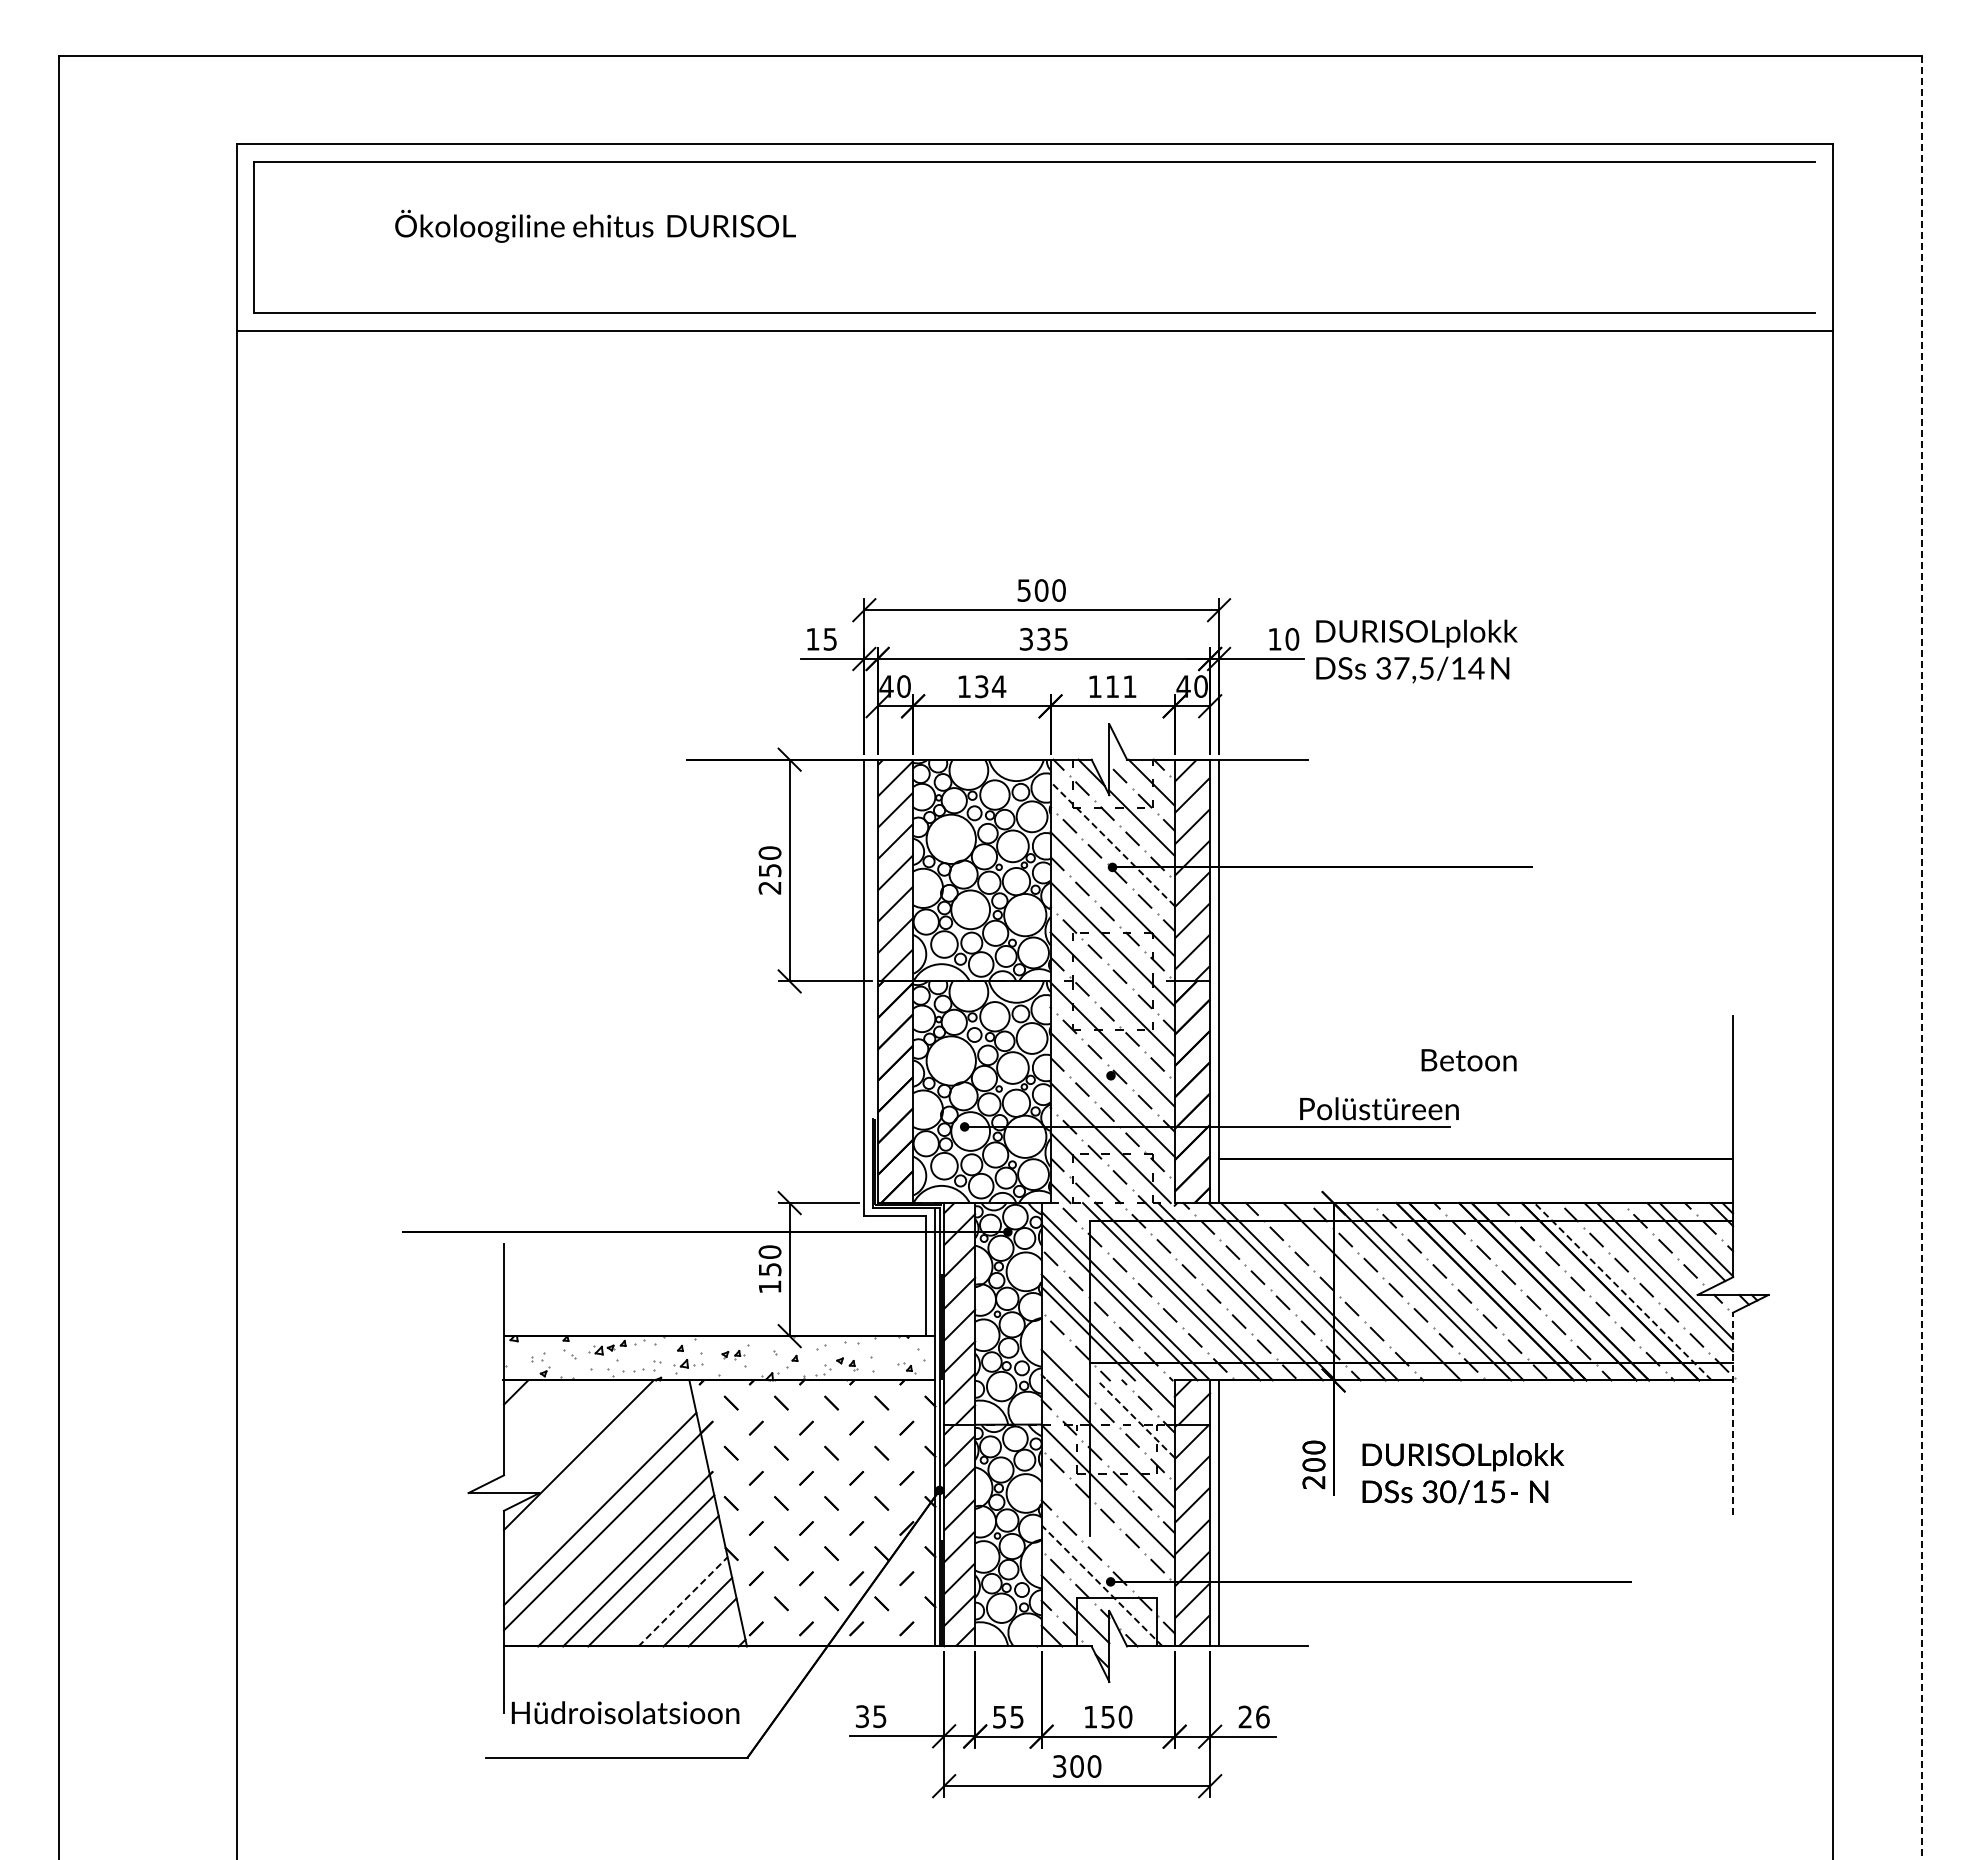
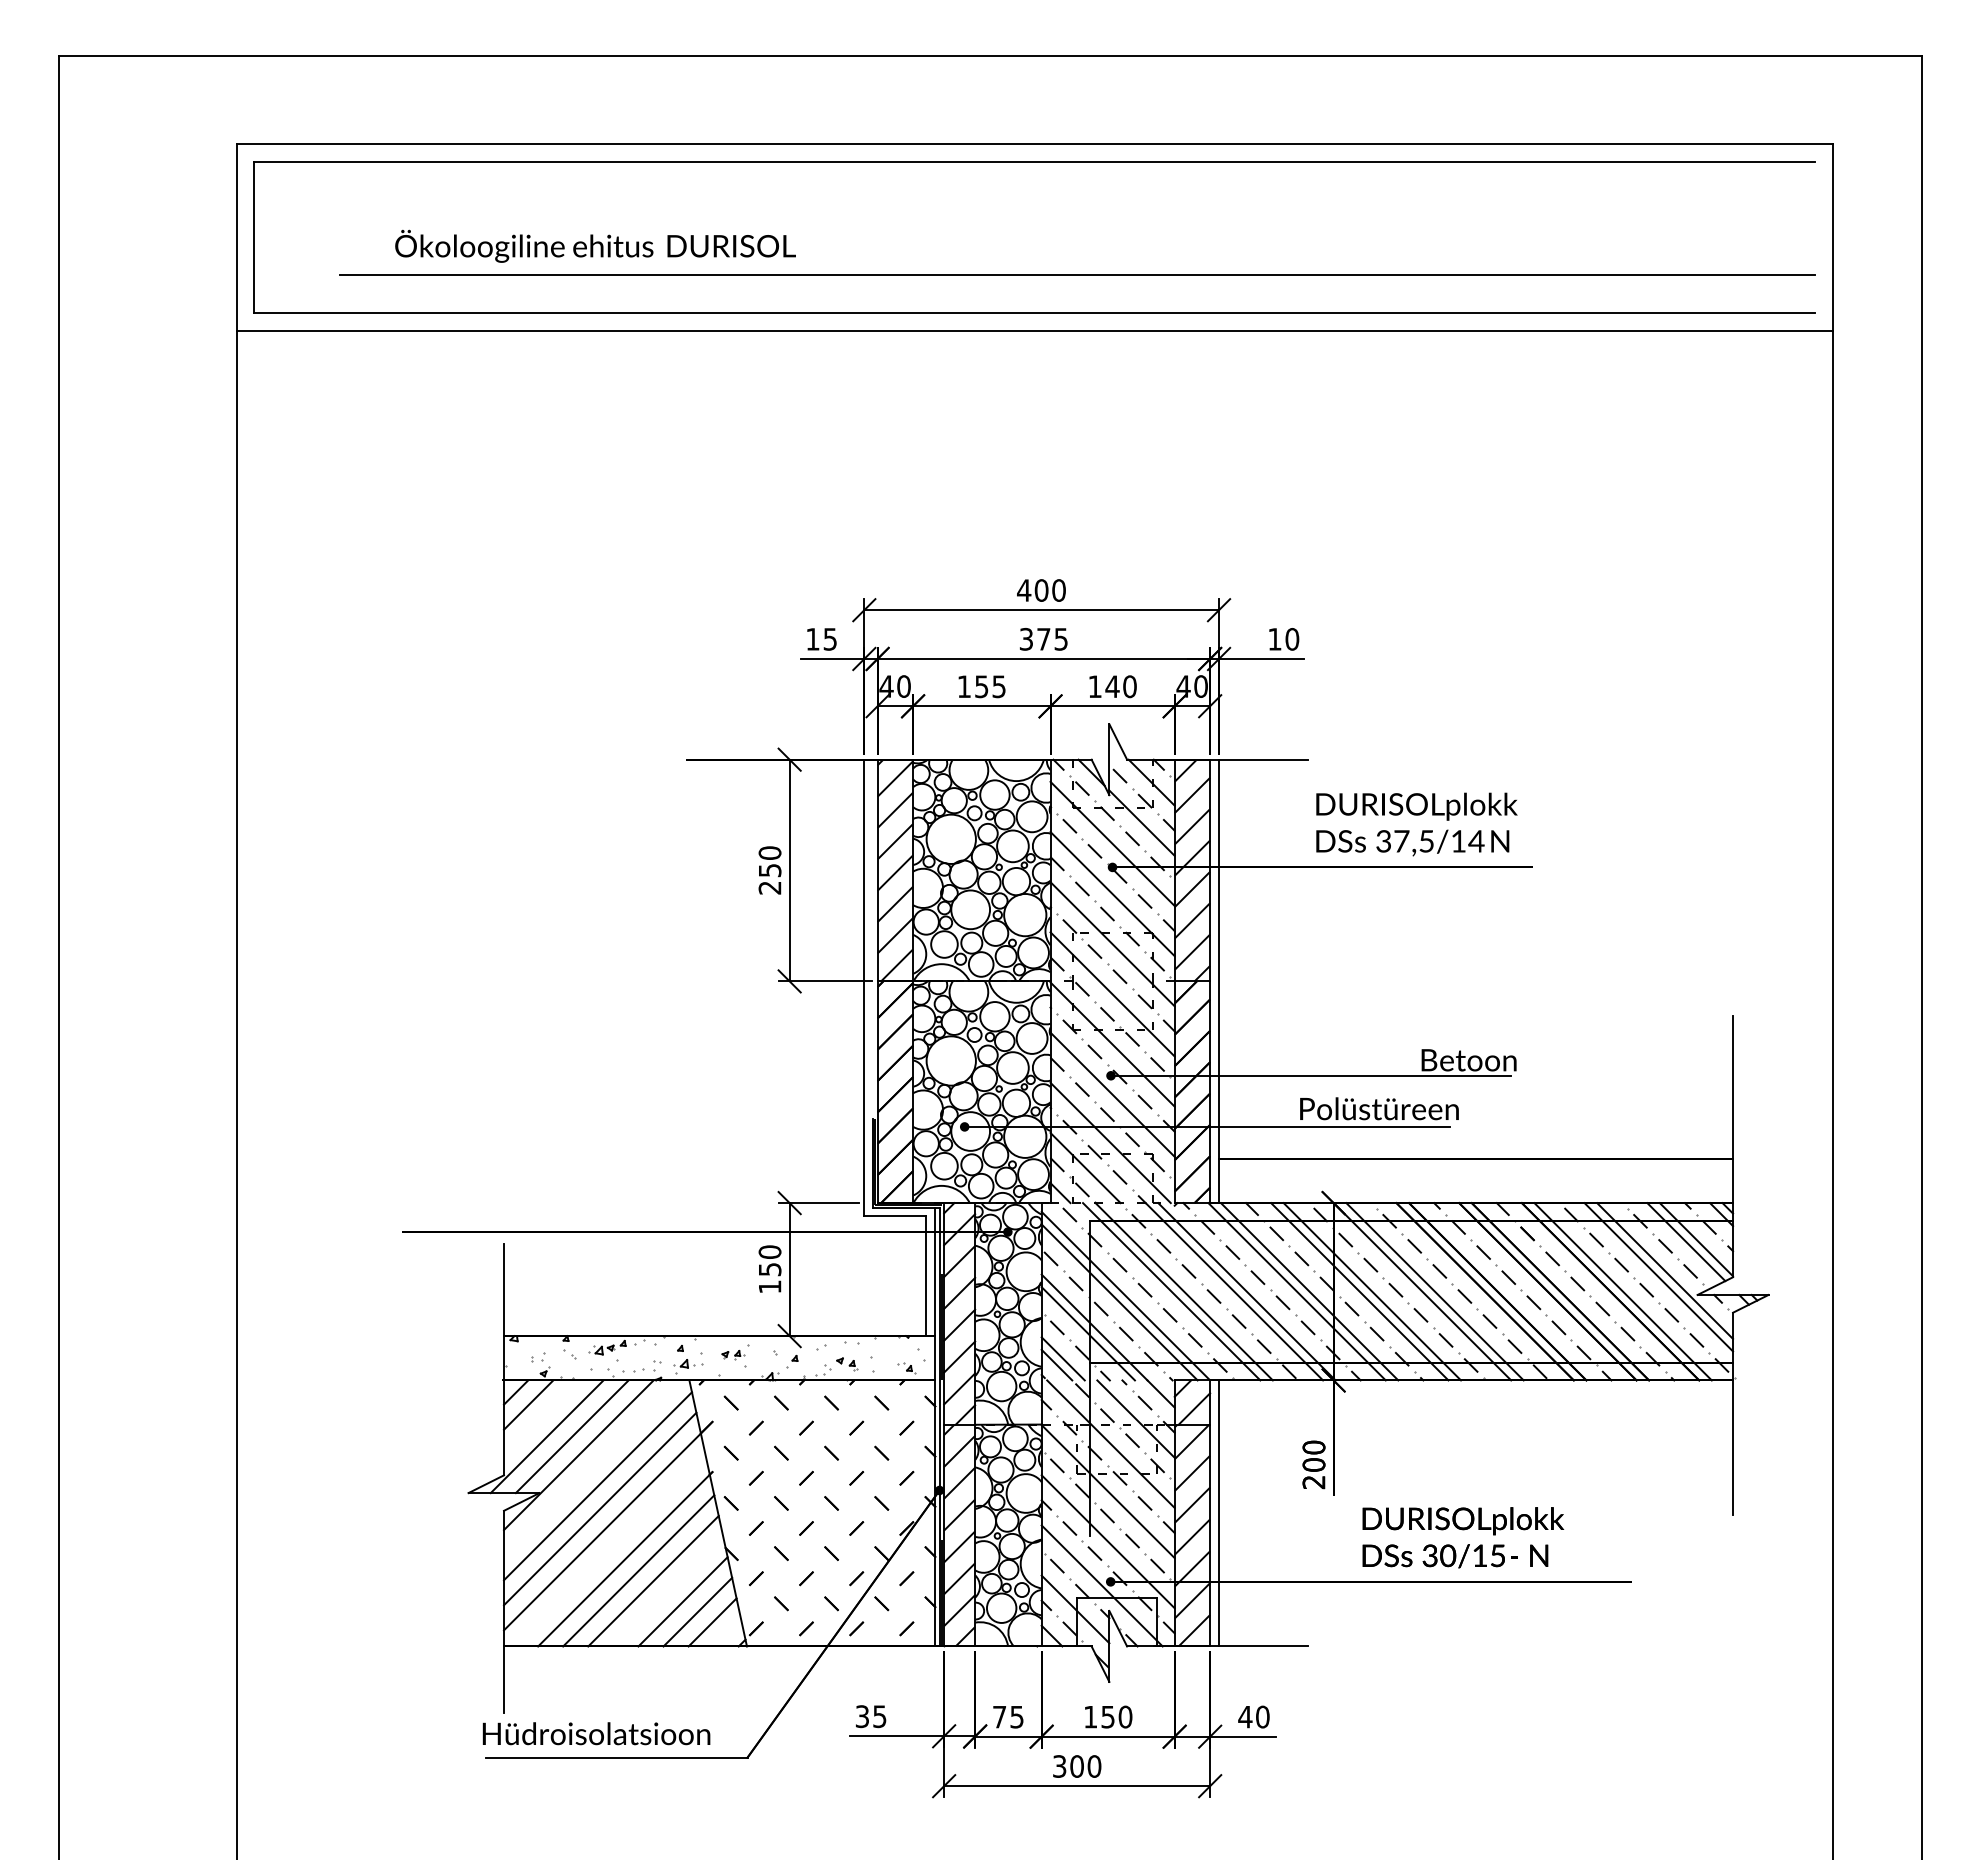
text position: (595, 225) -> (595, 245) (595, 245)
line: none -> present (1077, 274)
text: 500 -> 400 (1024, 590)
text: 335 -> 375 (1043, 638)
text position: (1416, 651) -> (1416, 824) (1416, 824)
text: 134 -> 155 (990, 686)
text: 111 -> 140 (1120, 686)
line: dashed -> solid (1112, 843)
line: dashed -> solid (1921, 957)
line: none -> present (1310, 1075)
line: none -> present (1359, 1291)
line: dashed -> solid (1622, 1291)
line: none -> present (1062, 1358)
line: none -> present (528, 1404)
line: dashed -> solid (1733, 1413)
line: dashed -> solid (1136, 1419)
line: none -> present (546, 1436)
line: none -> present (571, 1436)
text position: (1463, 1473) -> (1463, 1537) (1463, 1537)
line: none -> present (597, 1486)
line: none -> present (1107, 1541)
line: dashed -> solid (1102, 1585)
line: dashed -> solid (683, 1601)
text position: (625, 1712) -> (596, 1733) (596, 1733)
text: 26 -> 40 (1253, 1716)
text: 55 -> 75 (999, 1717)
